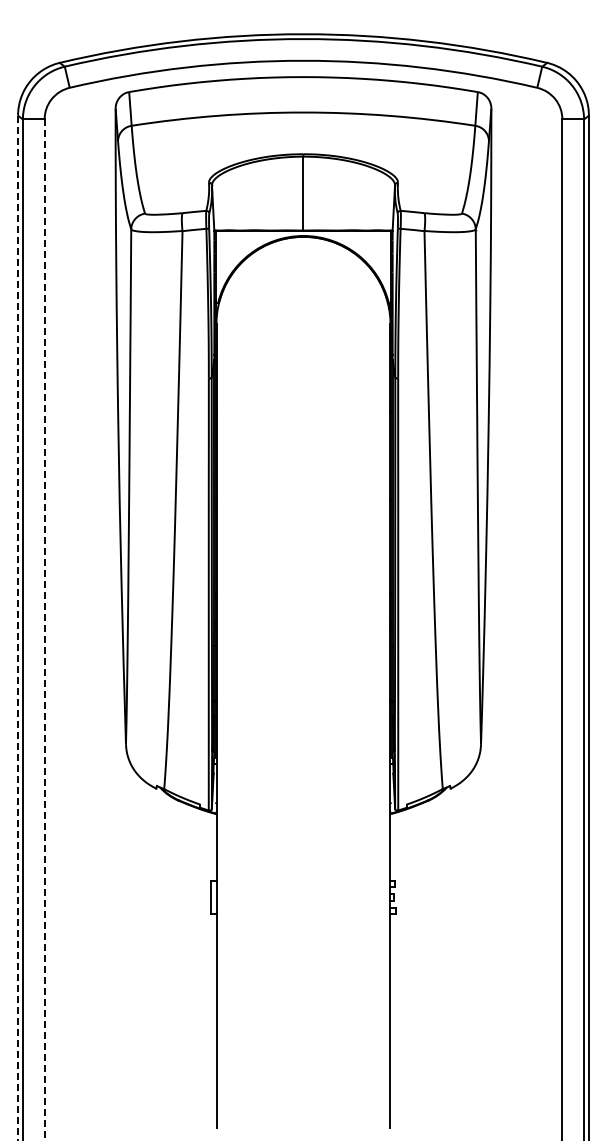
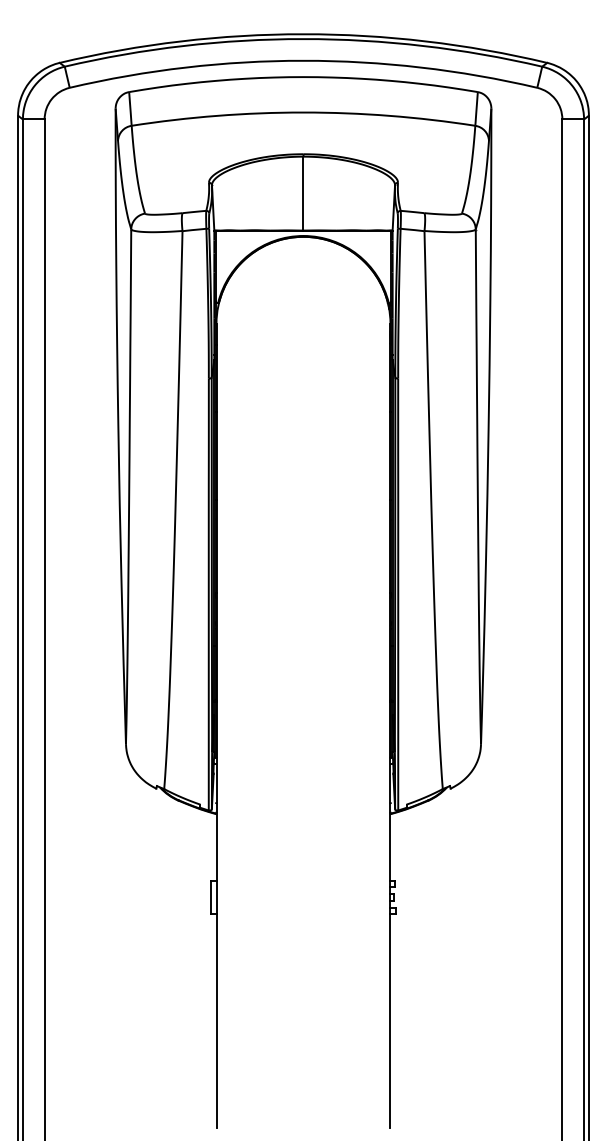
line: dashed -> solid (18, 628)
line: dashed -> solid (44, 630)
